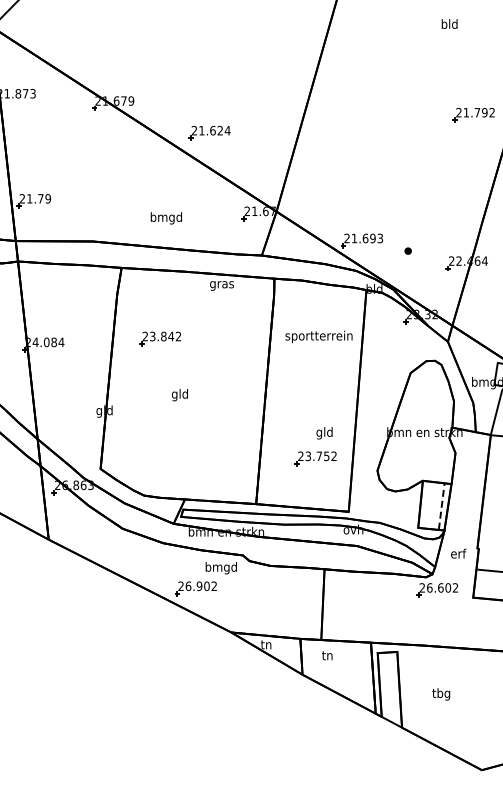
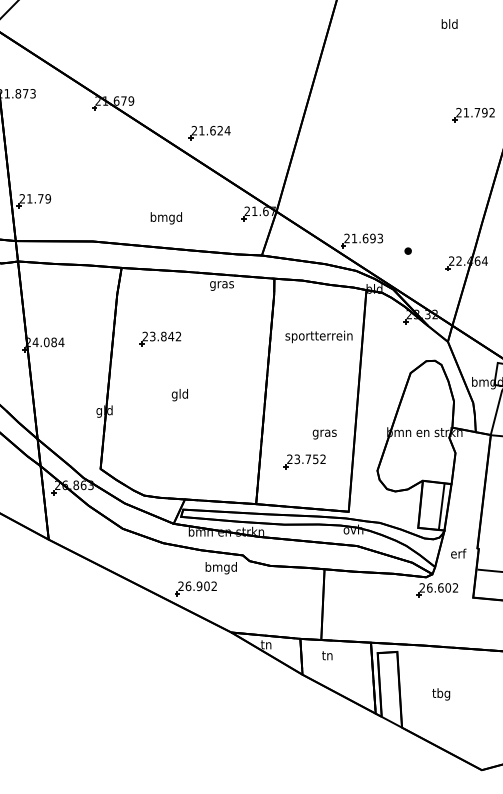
text: gld -> gras (324, 433)
part position: (315, 458) -> (304, 461) (304, 461)
line: dashed -> solid (441, 506)
